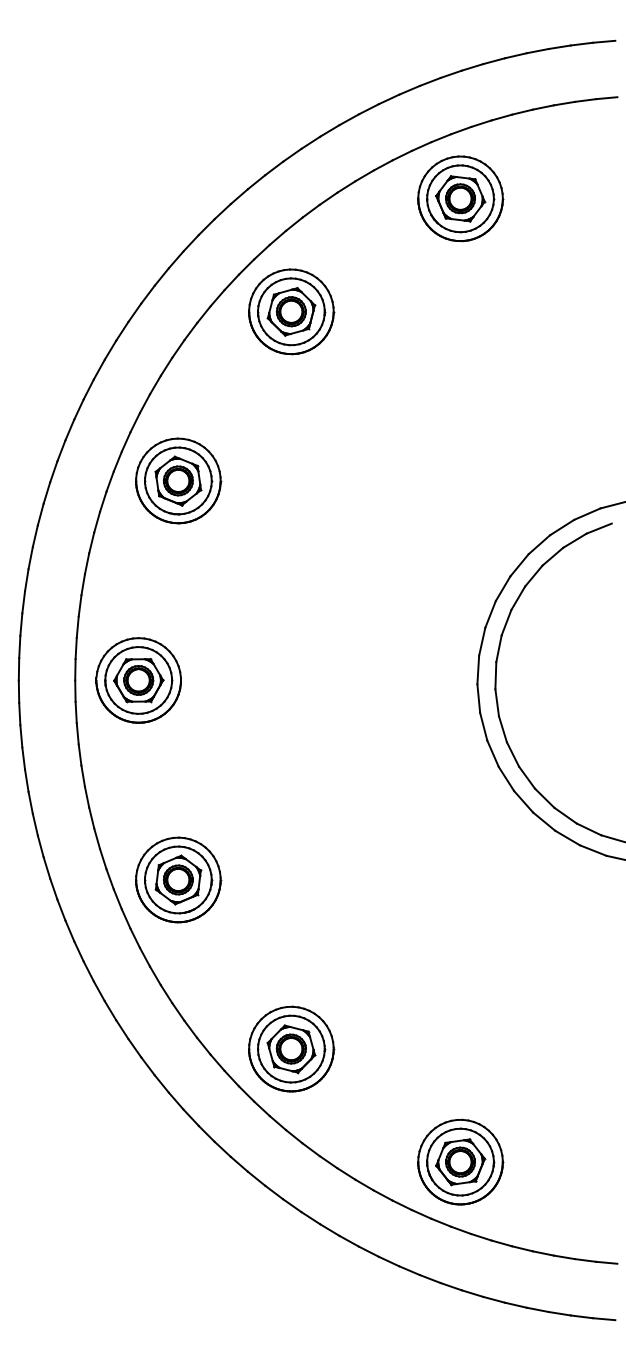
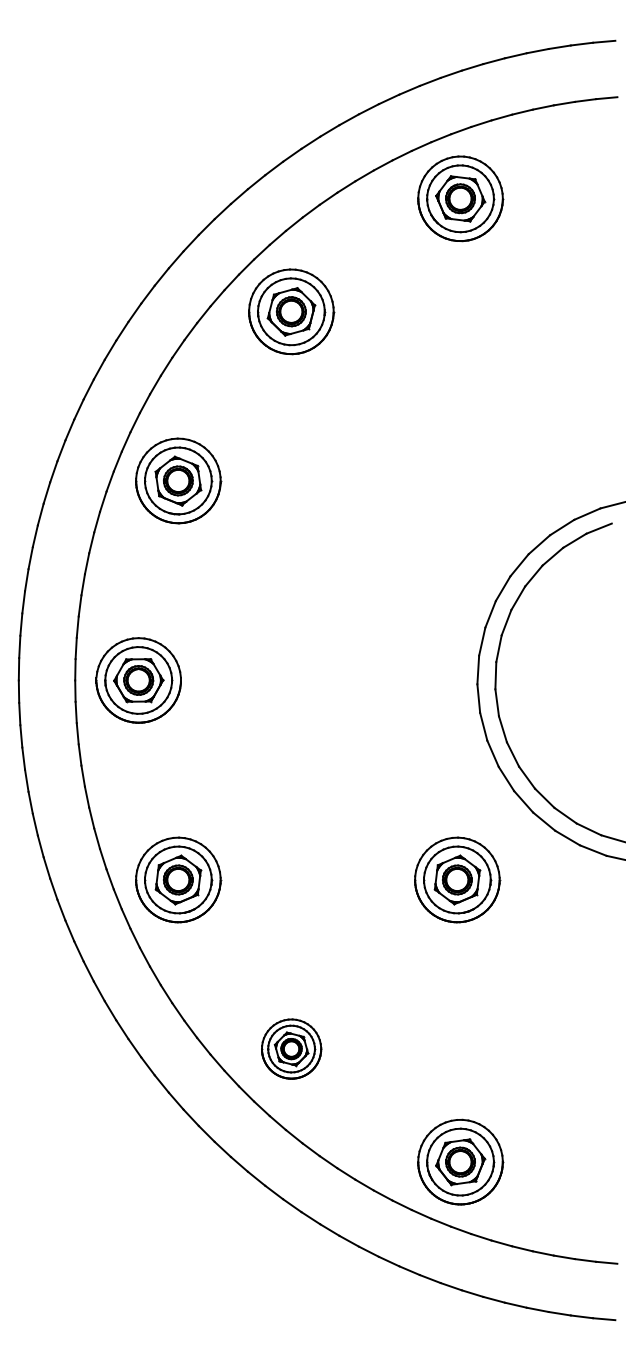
part: none -> present (457, 879)
part size: 88x88 px -> 62x62 px (291, 1048)
